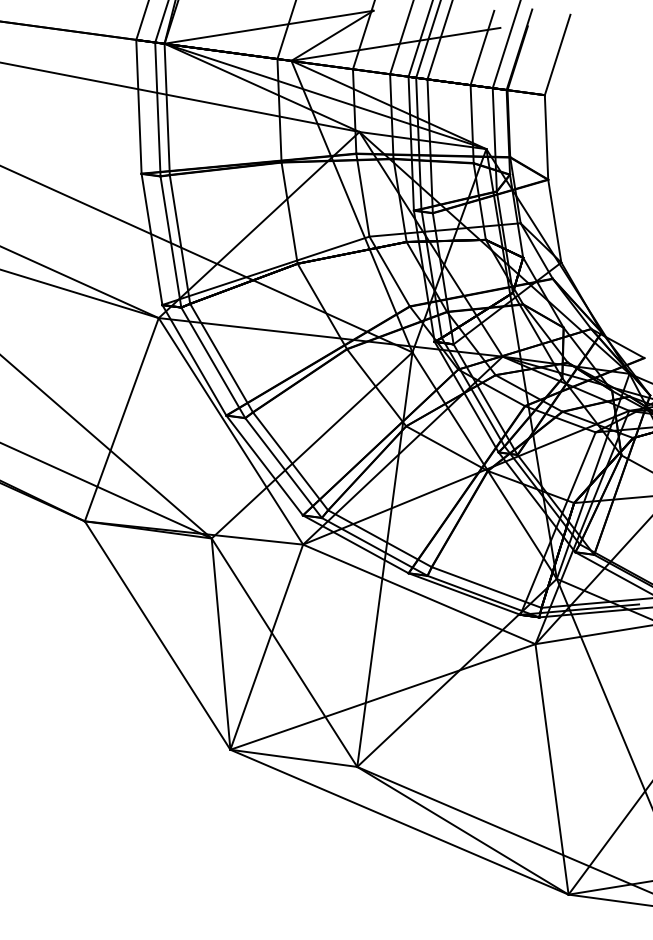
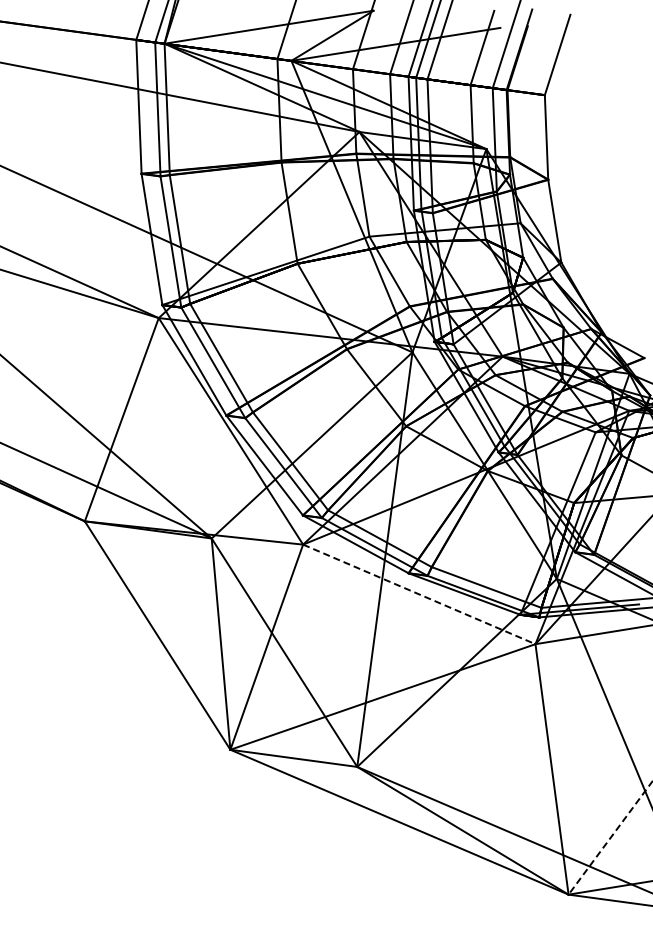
line: solid -> dashed (419, 594)
line: solid -> dashed (610, 838)
